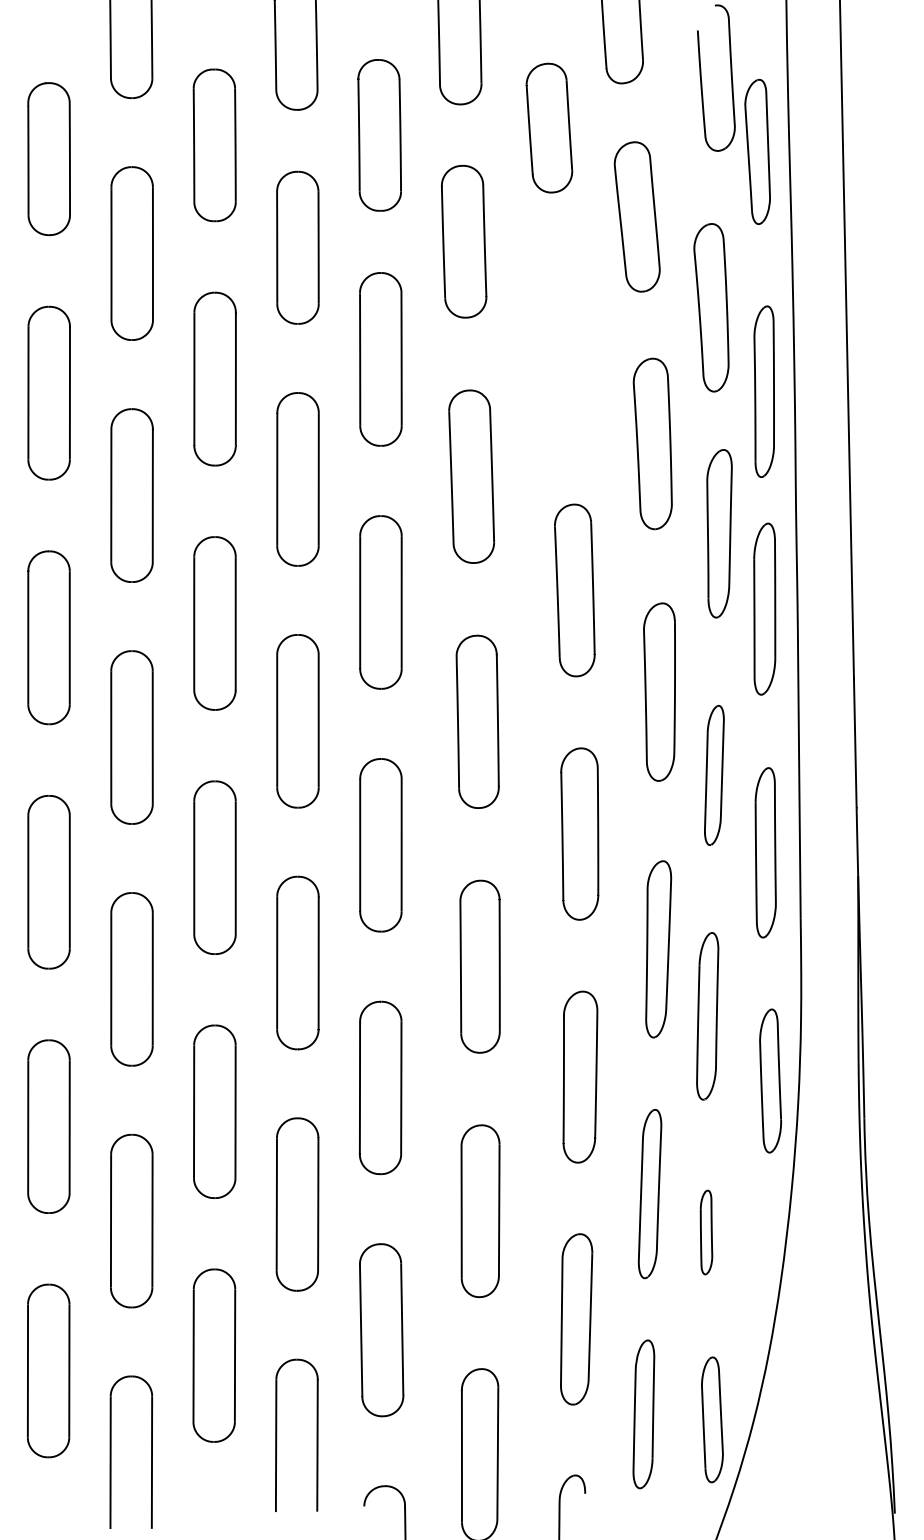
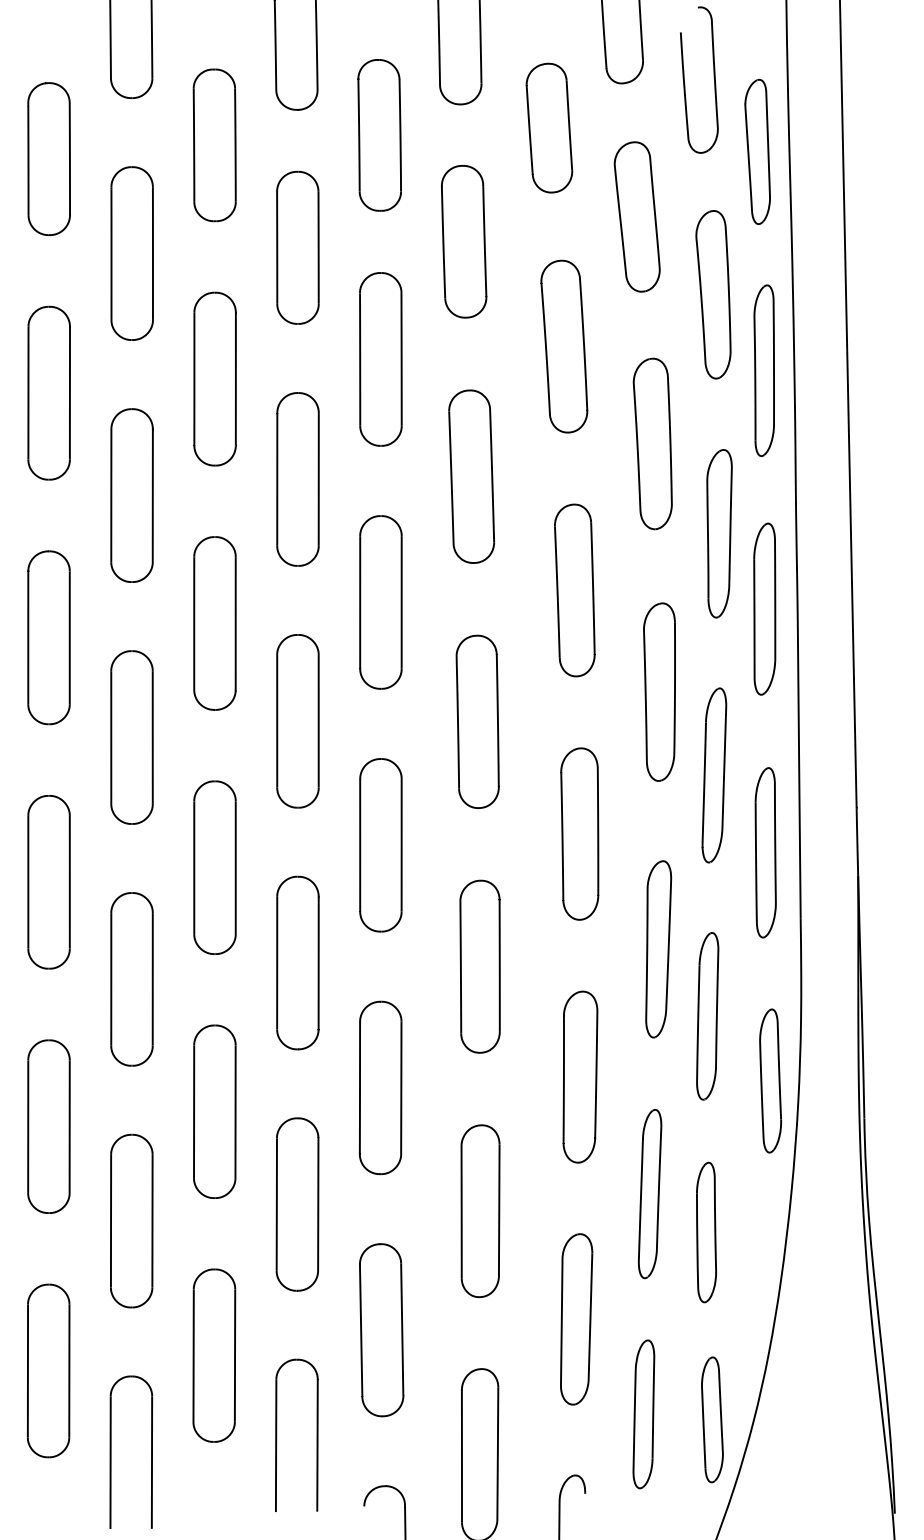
part position: (730, 75) -> (713, 77) (713, 77)
part position: (711, 307) -> (713, 294) (713, 294)
part: none -> present (564, 346)
part position: (763, 391) -> (763, 370) (763, 370)
part size: 21x141 px -> 27x177 px (714, 775)
part size: 15x87 px -> 21x143 px (706, 1232)
